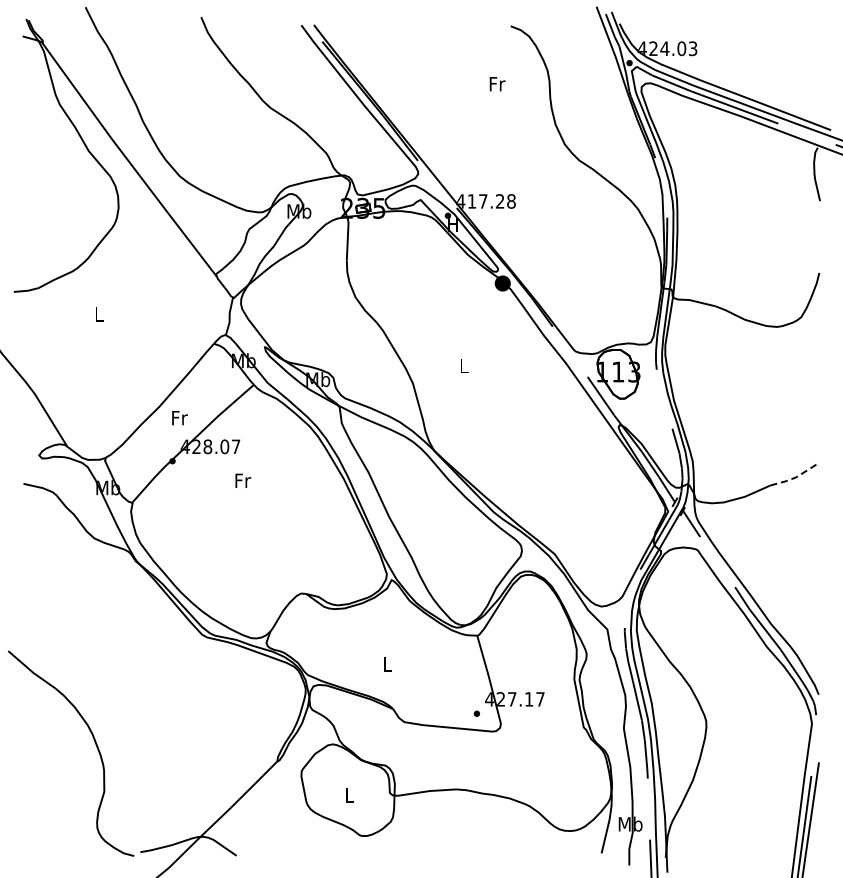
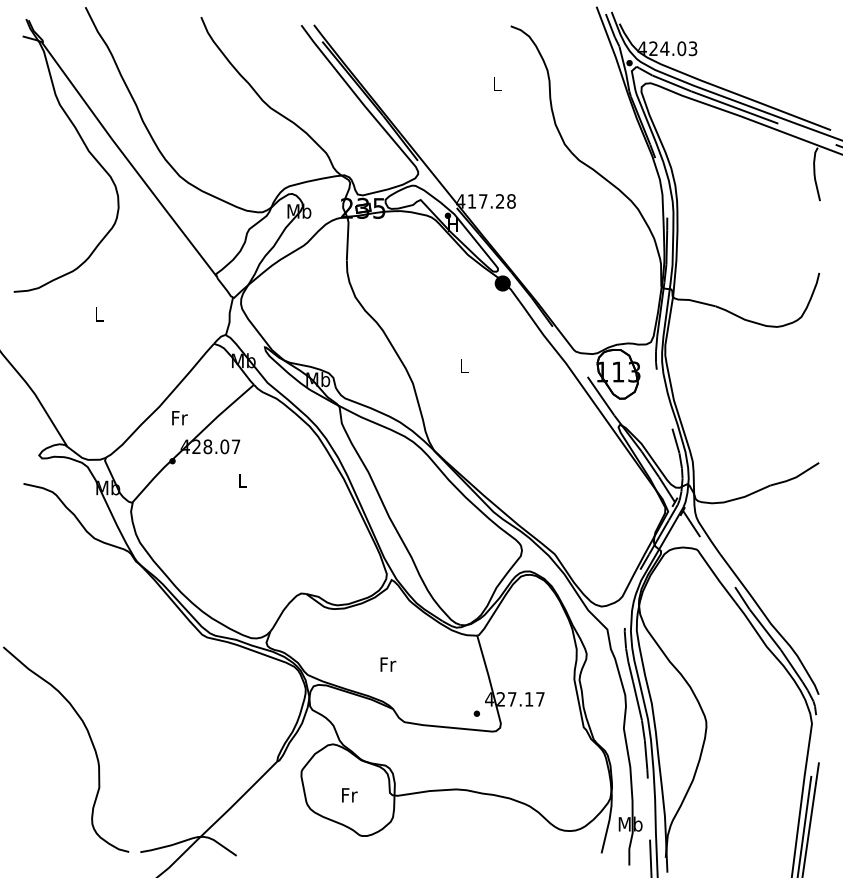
text: Fr -> L (497, 84)
line: dashed -> solid (796, 477)
text: Fr -> L (243, 480)
text: L -> Fr (388, 664)
curve position: (95, 745) -> (90, 741) (90, 741)
text: L -> Fr (349, 795)
